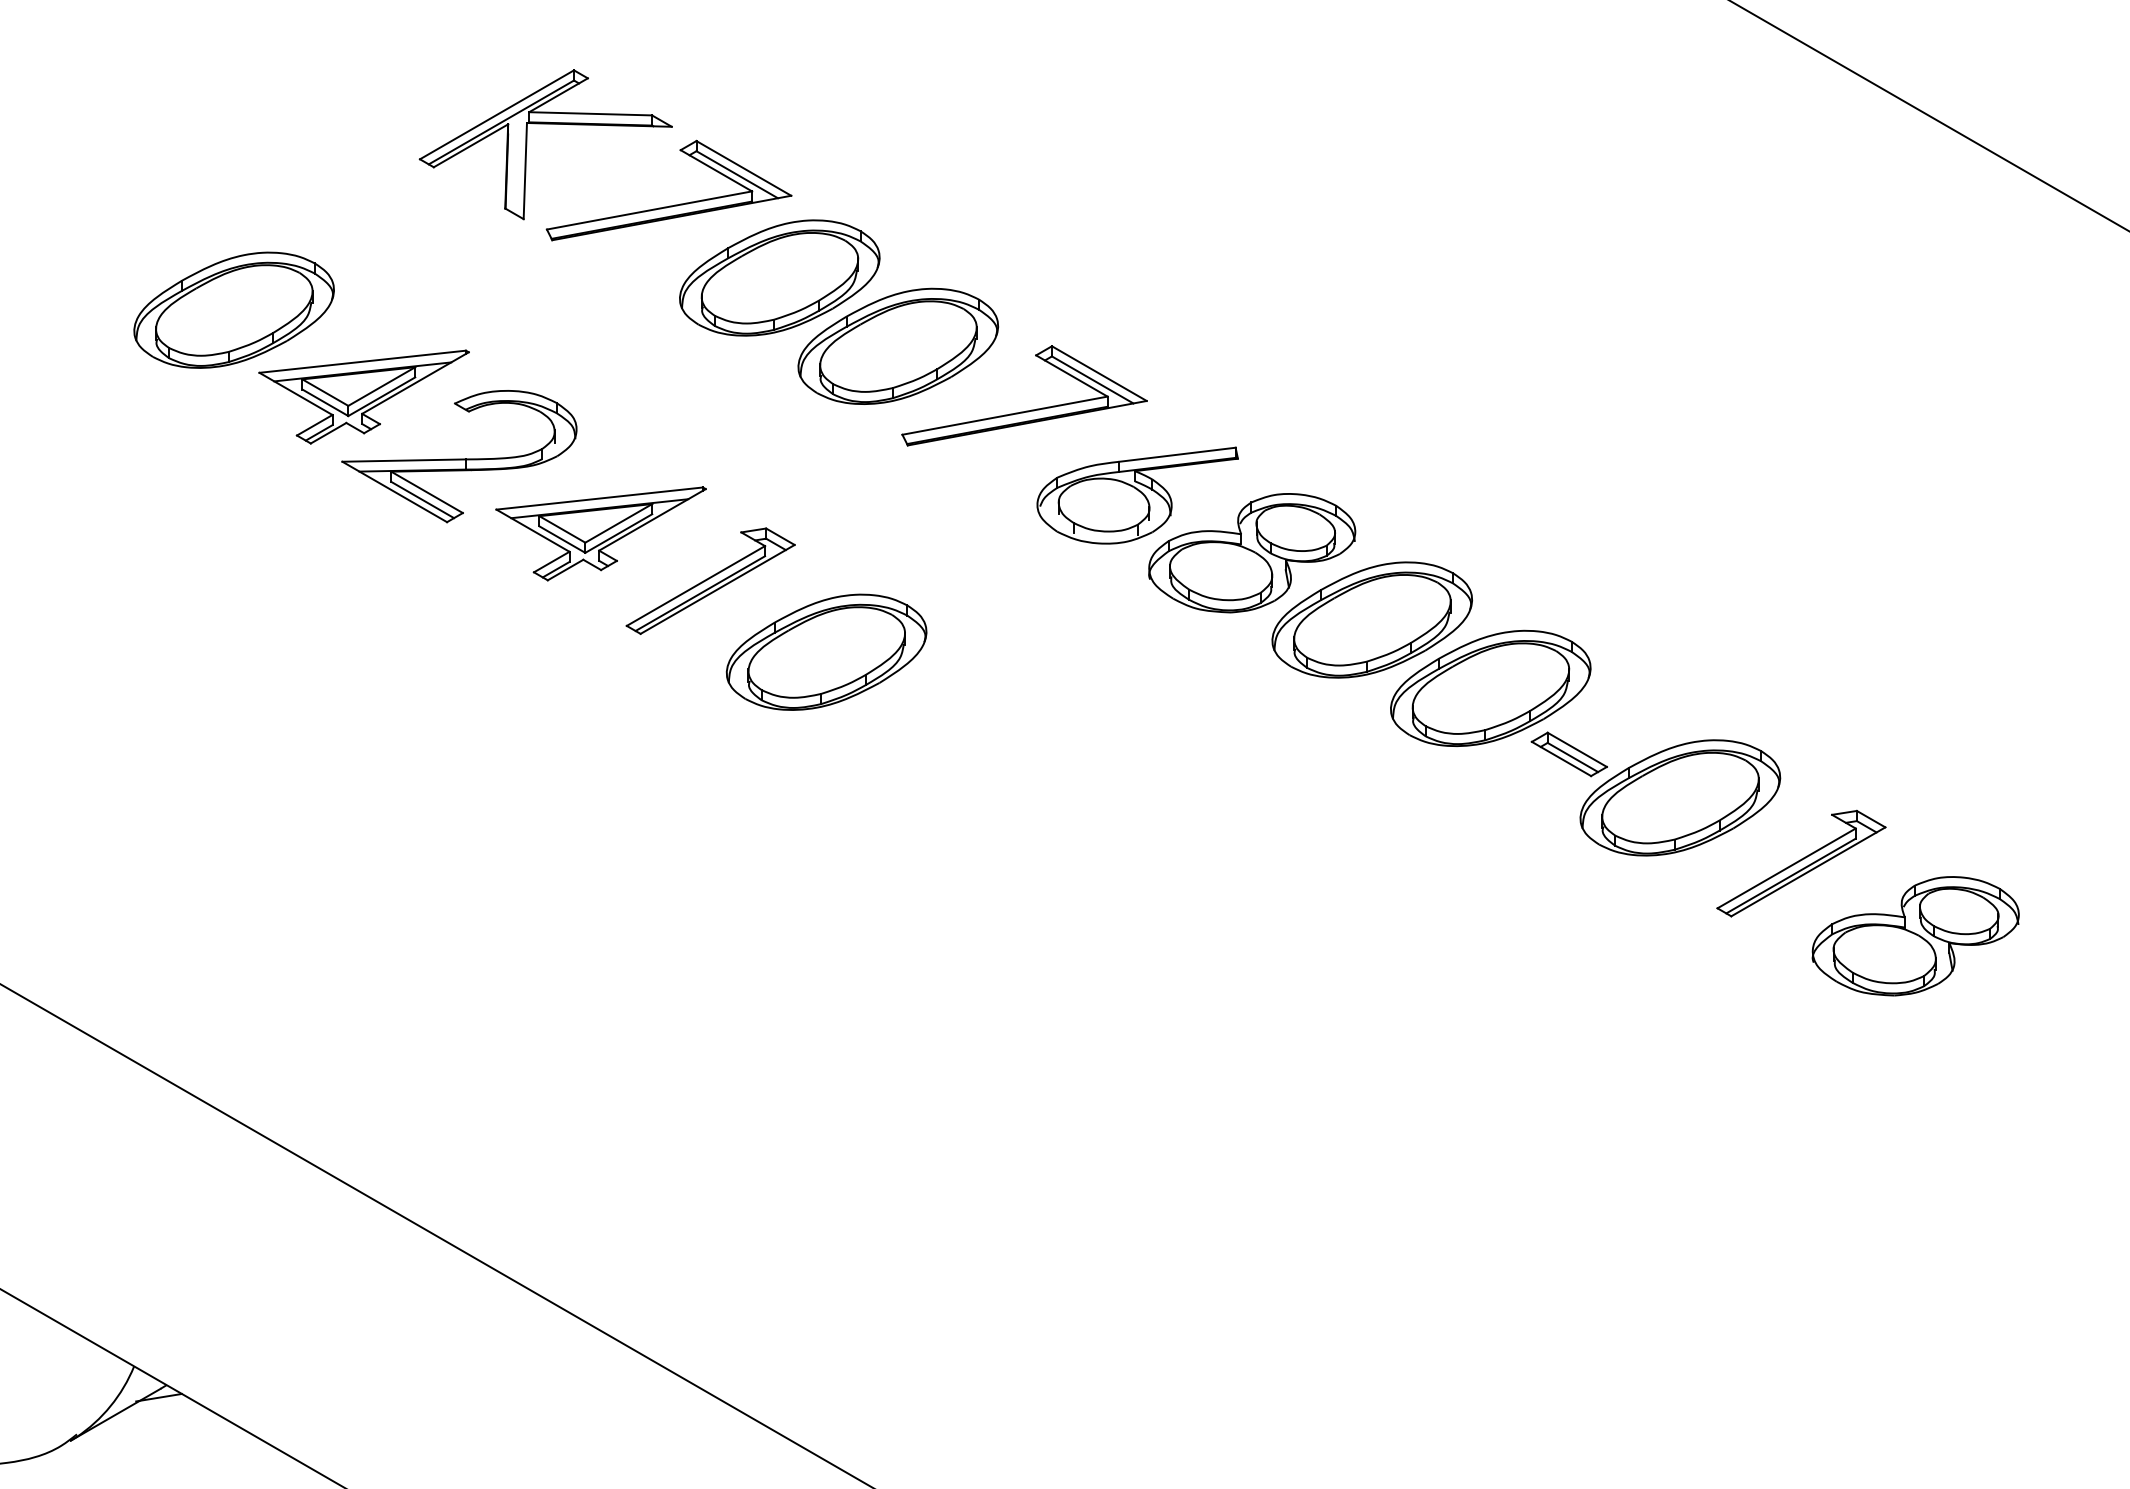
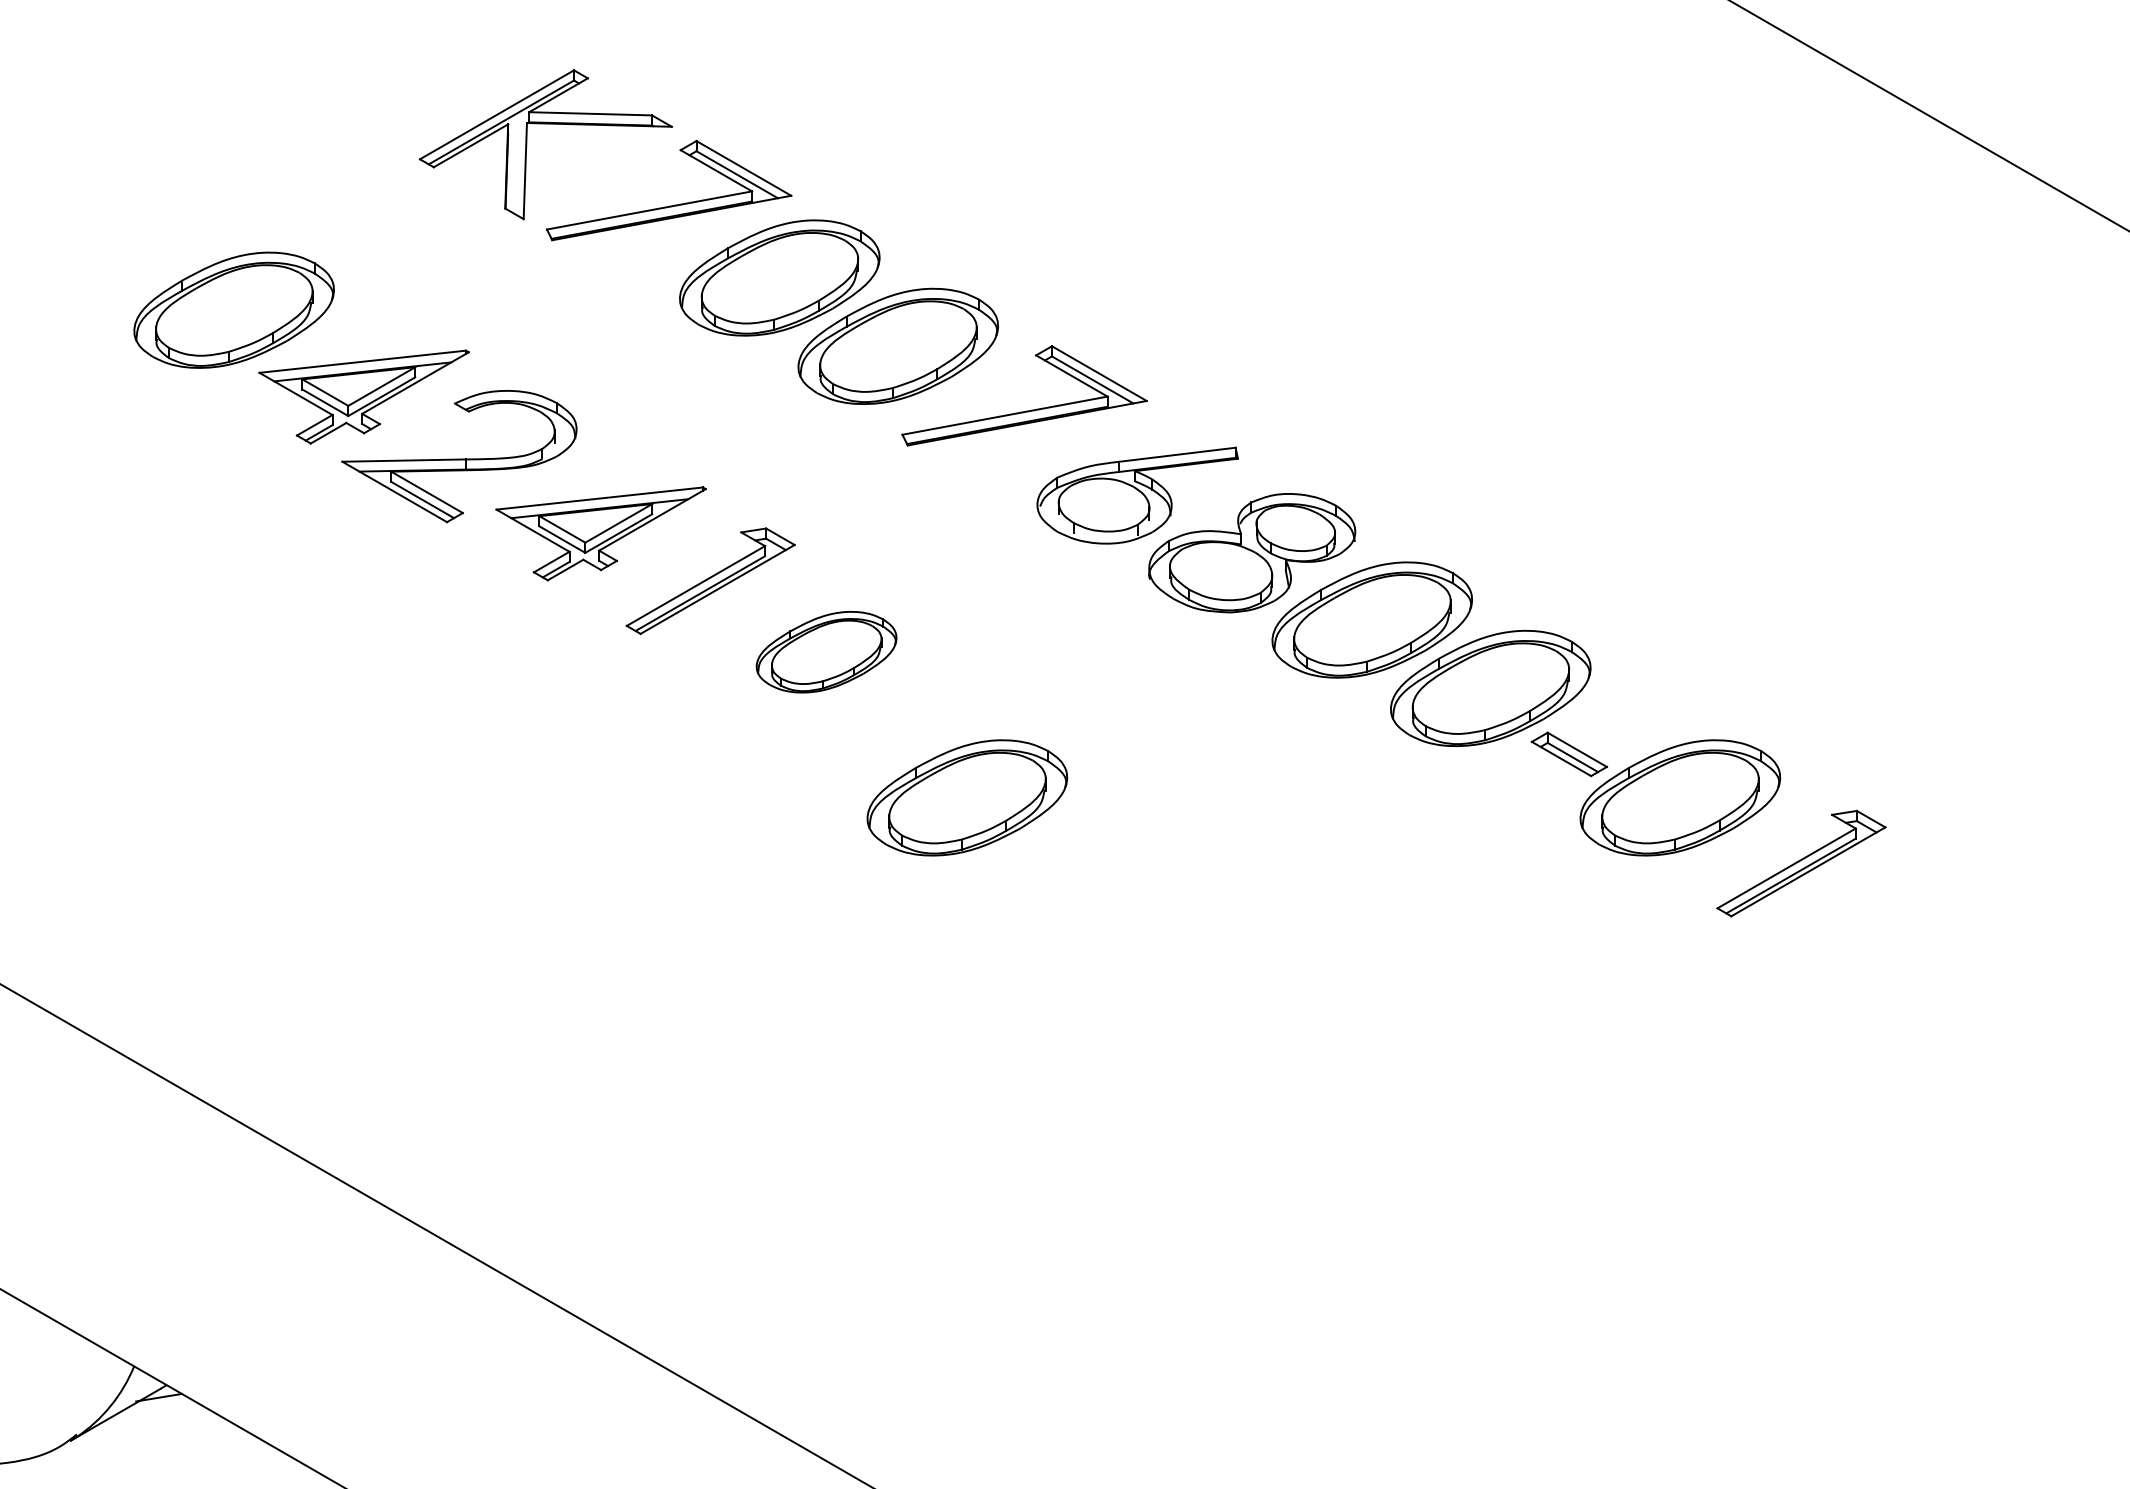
part size: 203x118 px -> 143x83 px (826, 652)
part: none -> present (967, 797)
part: present -> none (1915, 936)
